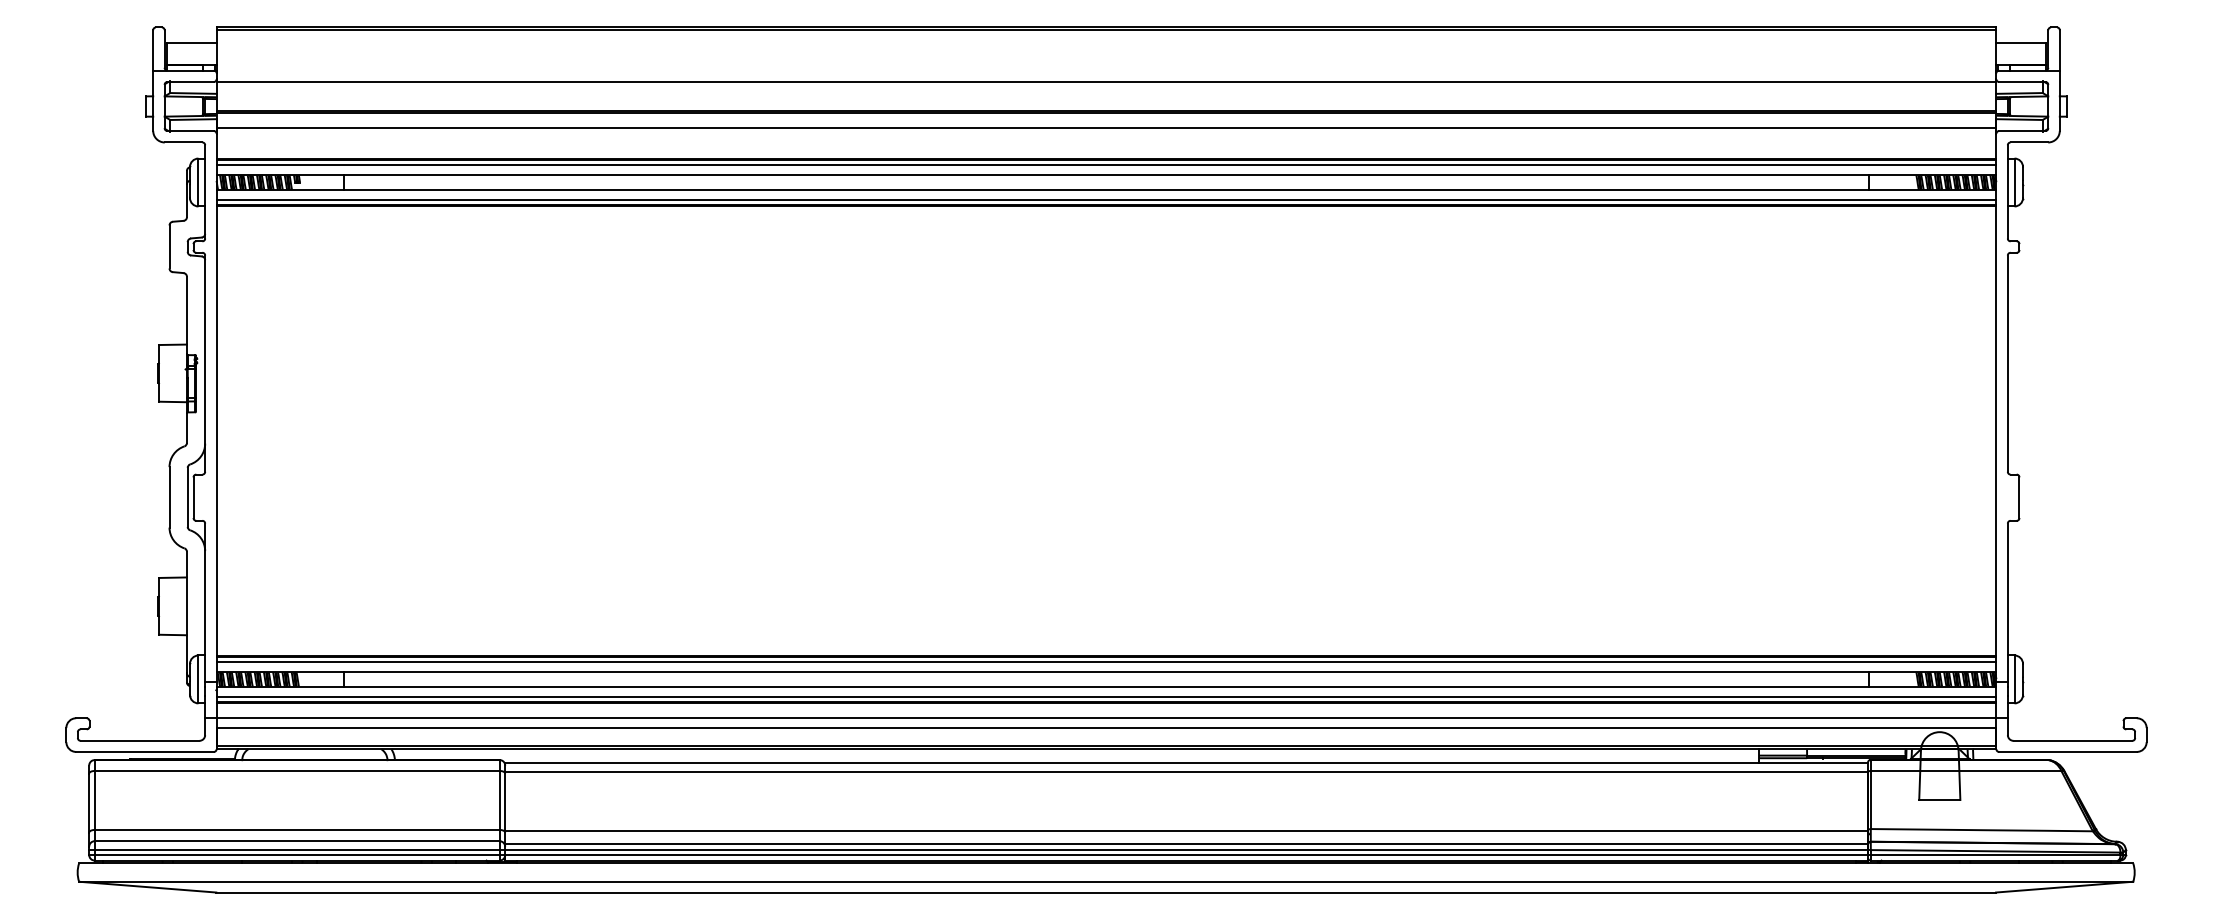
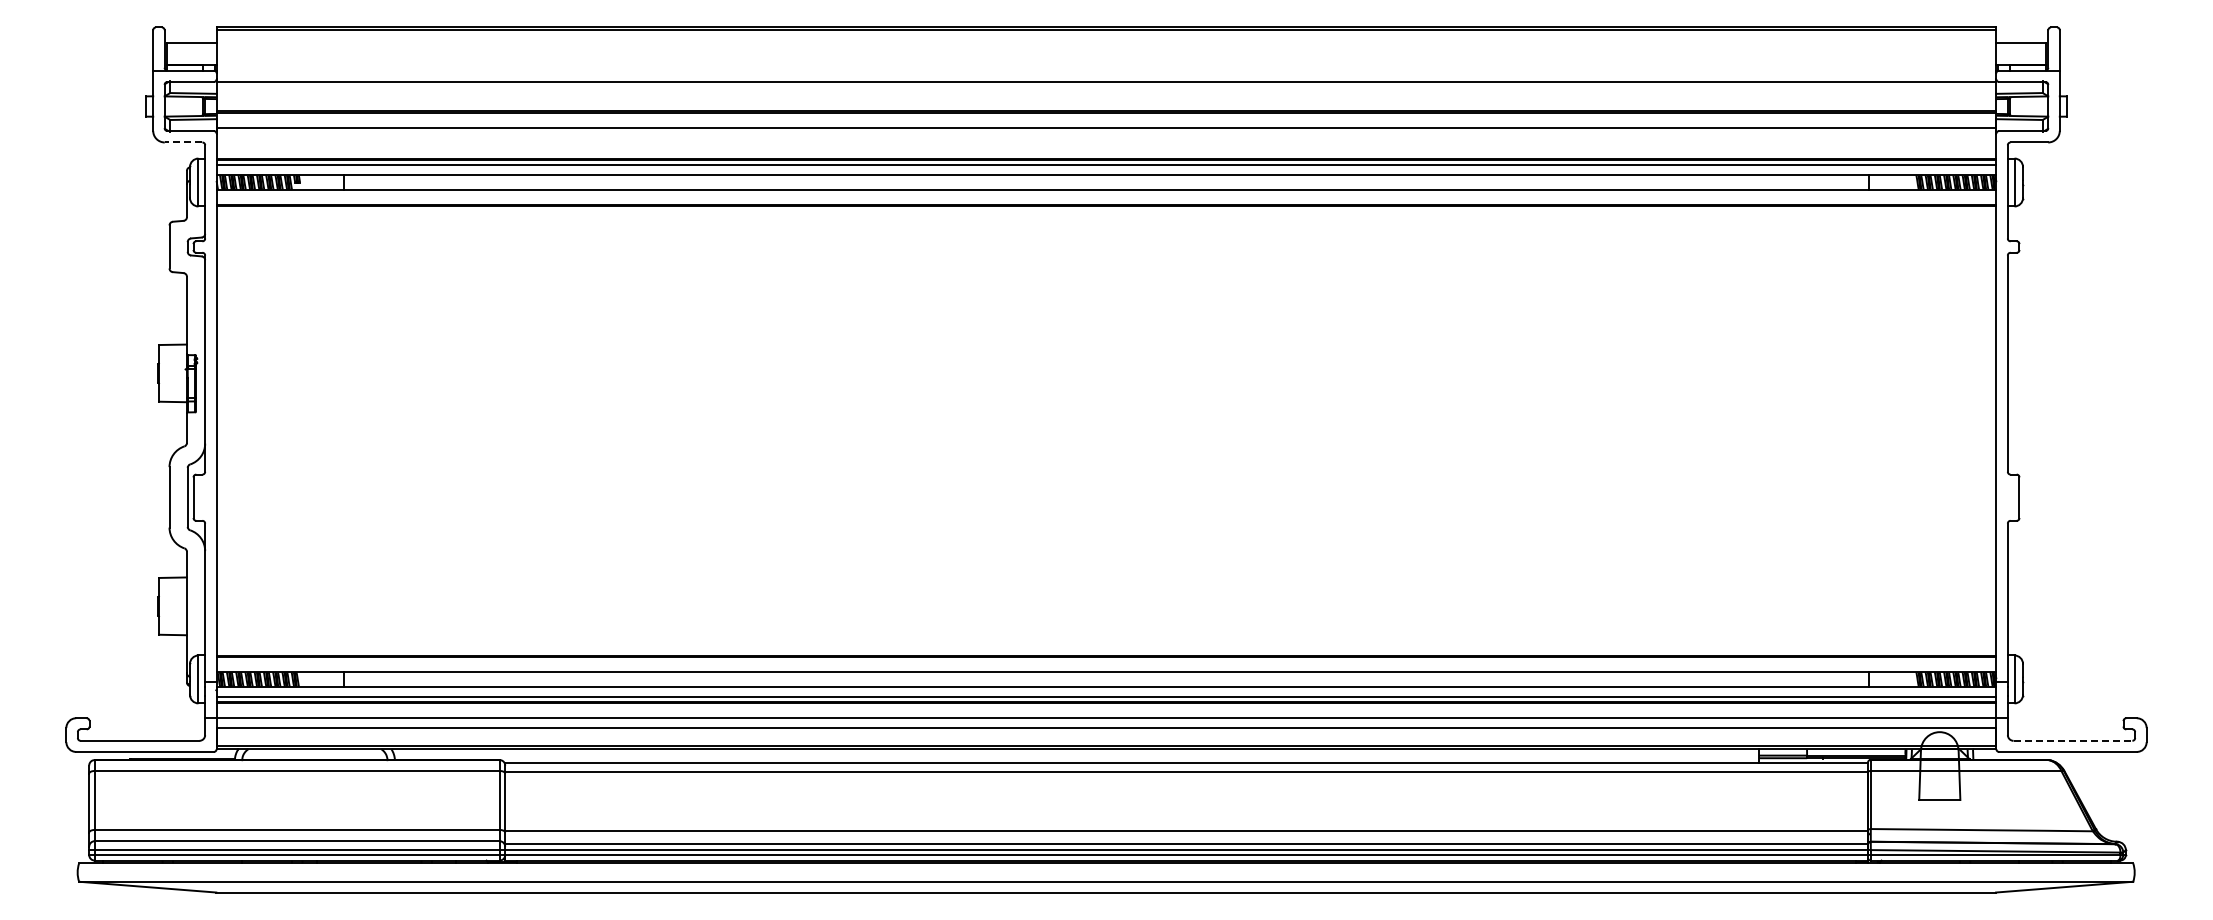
line: solid -> dashed (183, 142)
line: present -> none (1106, 199)
line: present -> none (1106, 662)
line: solid -> dashed (2073, 740)
